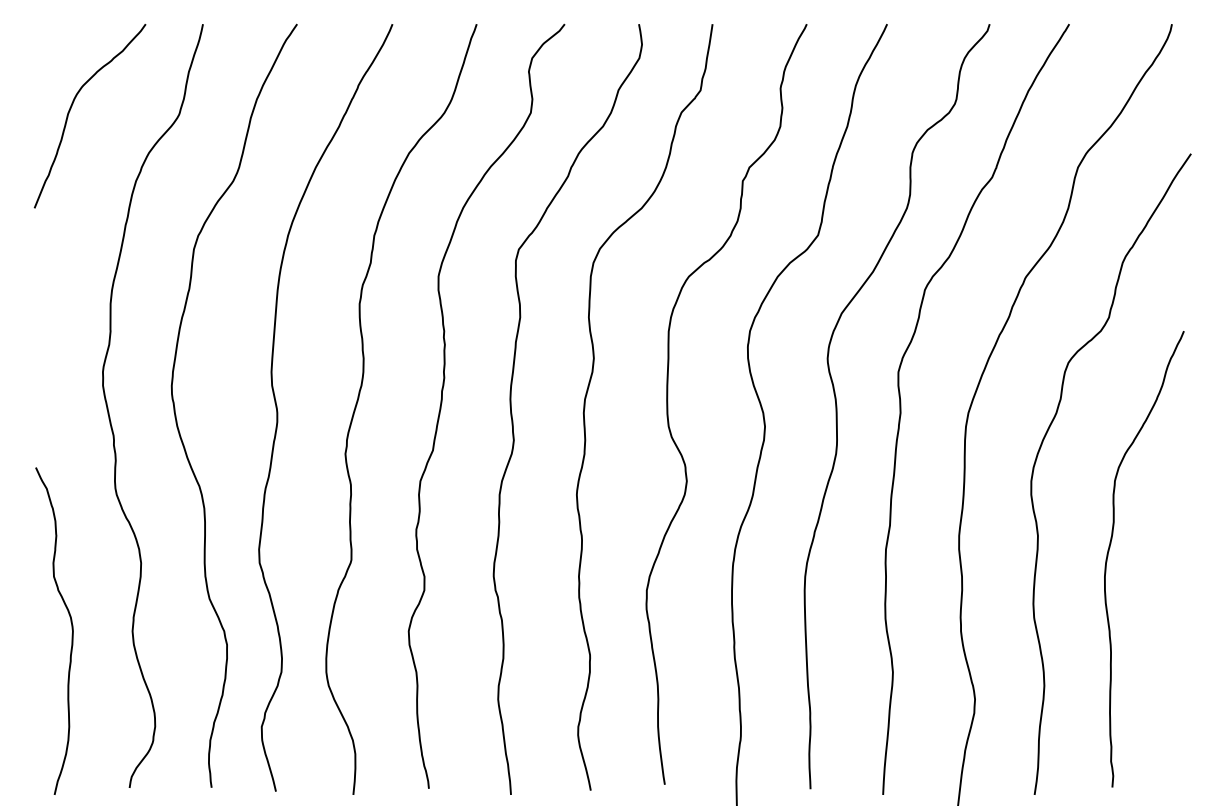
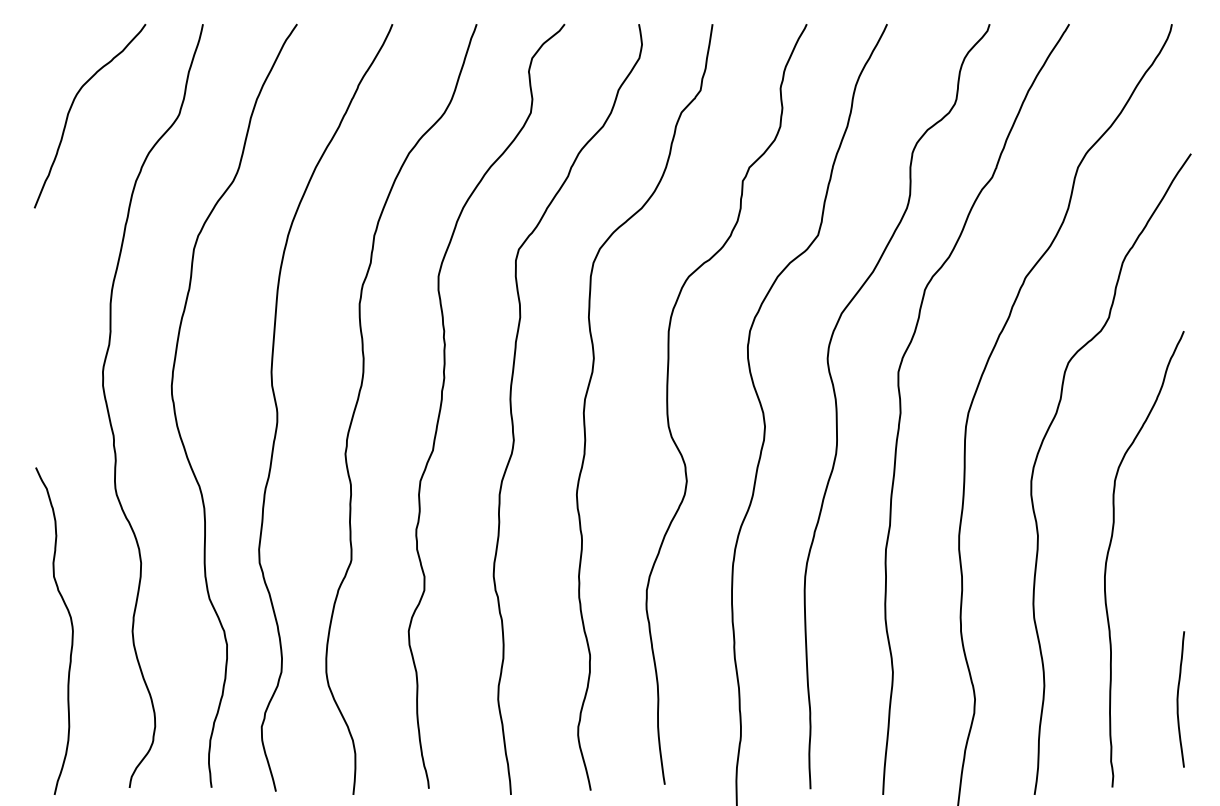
curve: none -> present (1178, 699)
